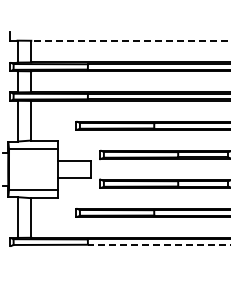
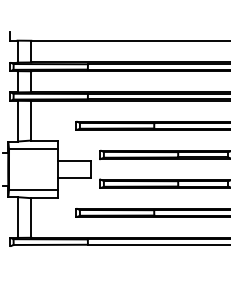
line: dashed -> solid (130, 40)
line: dashed -> solid (158, 244)
